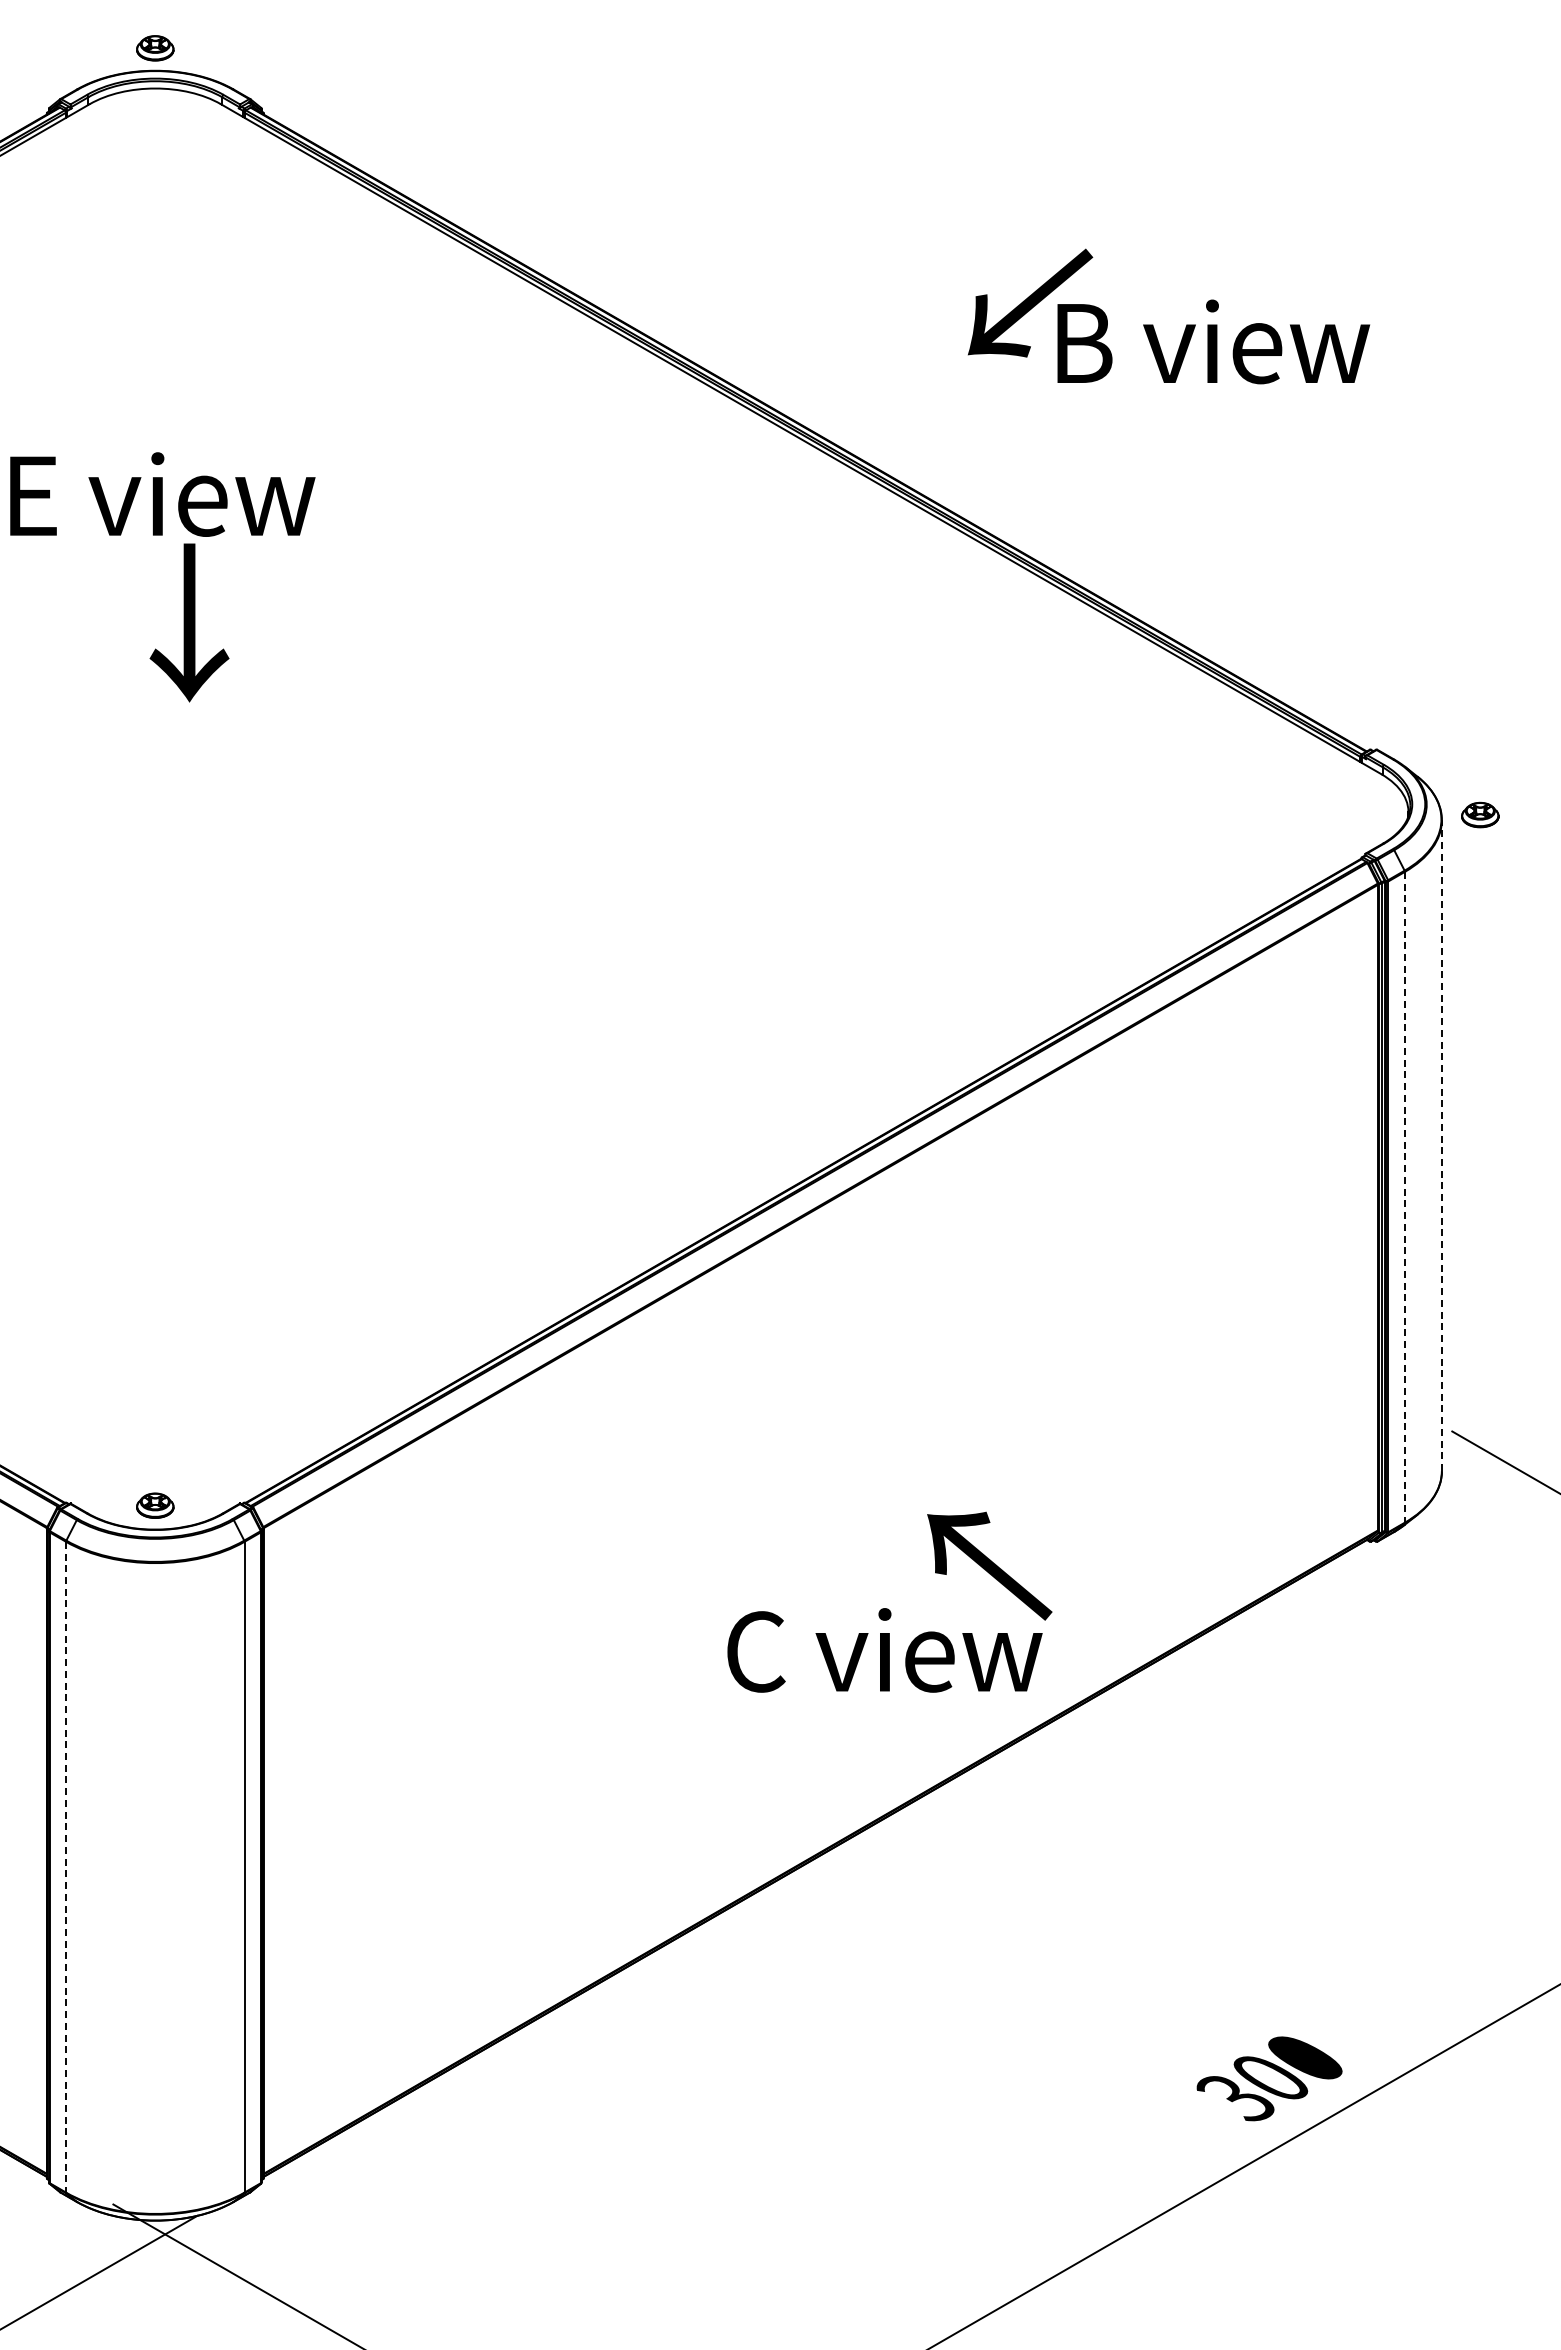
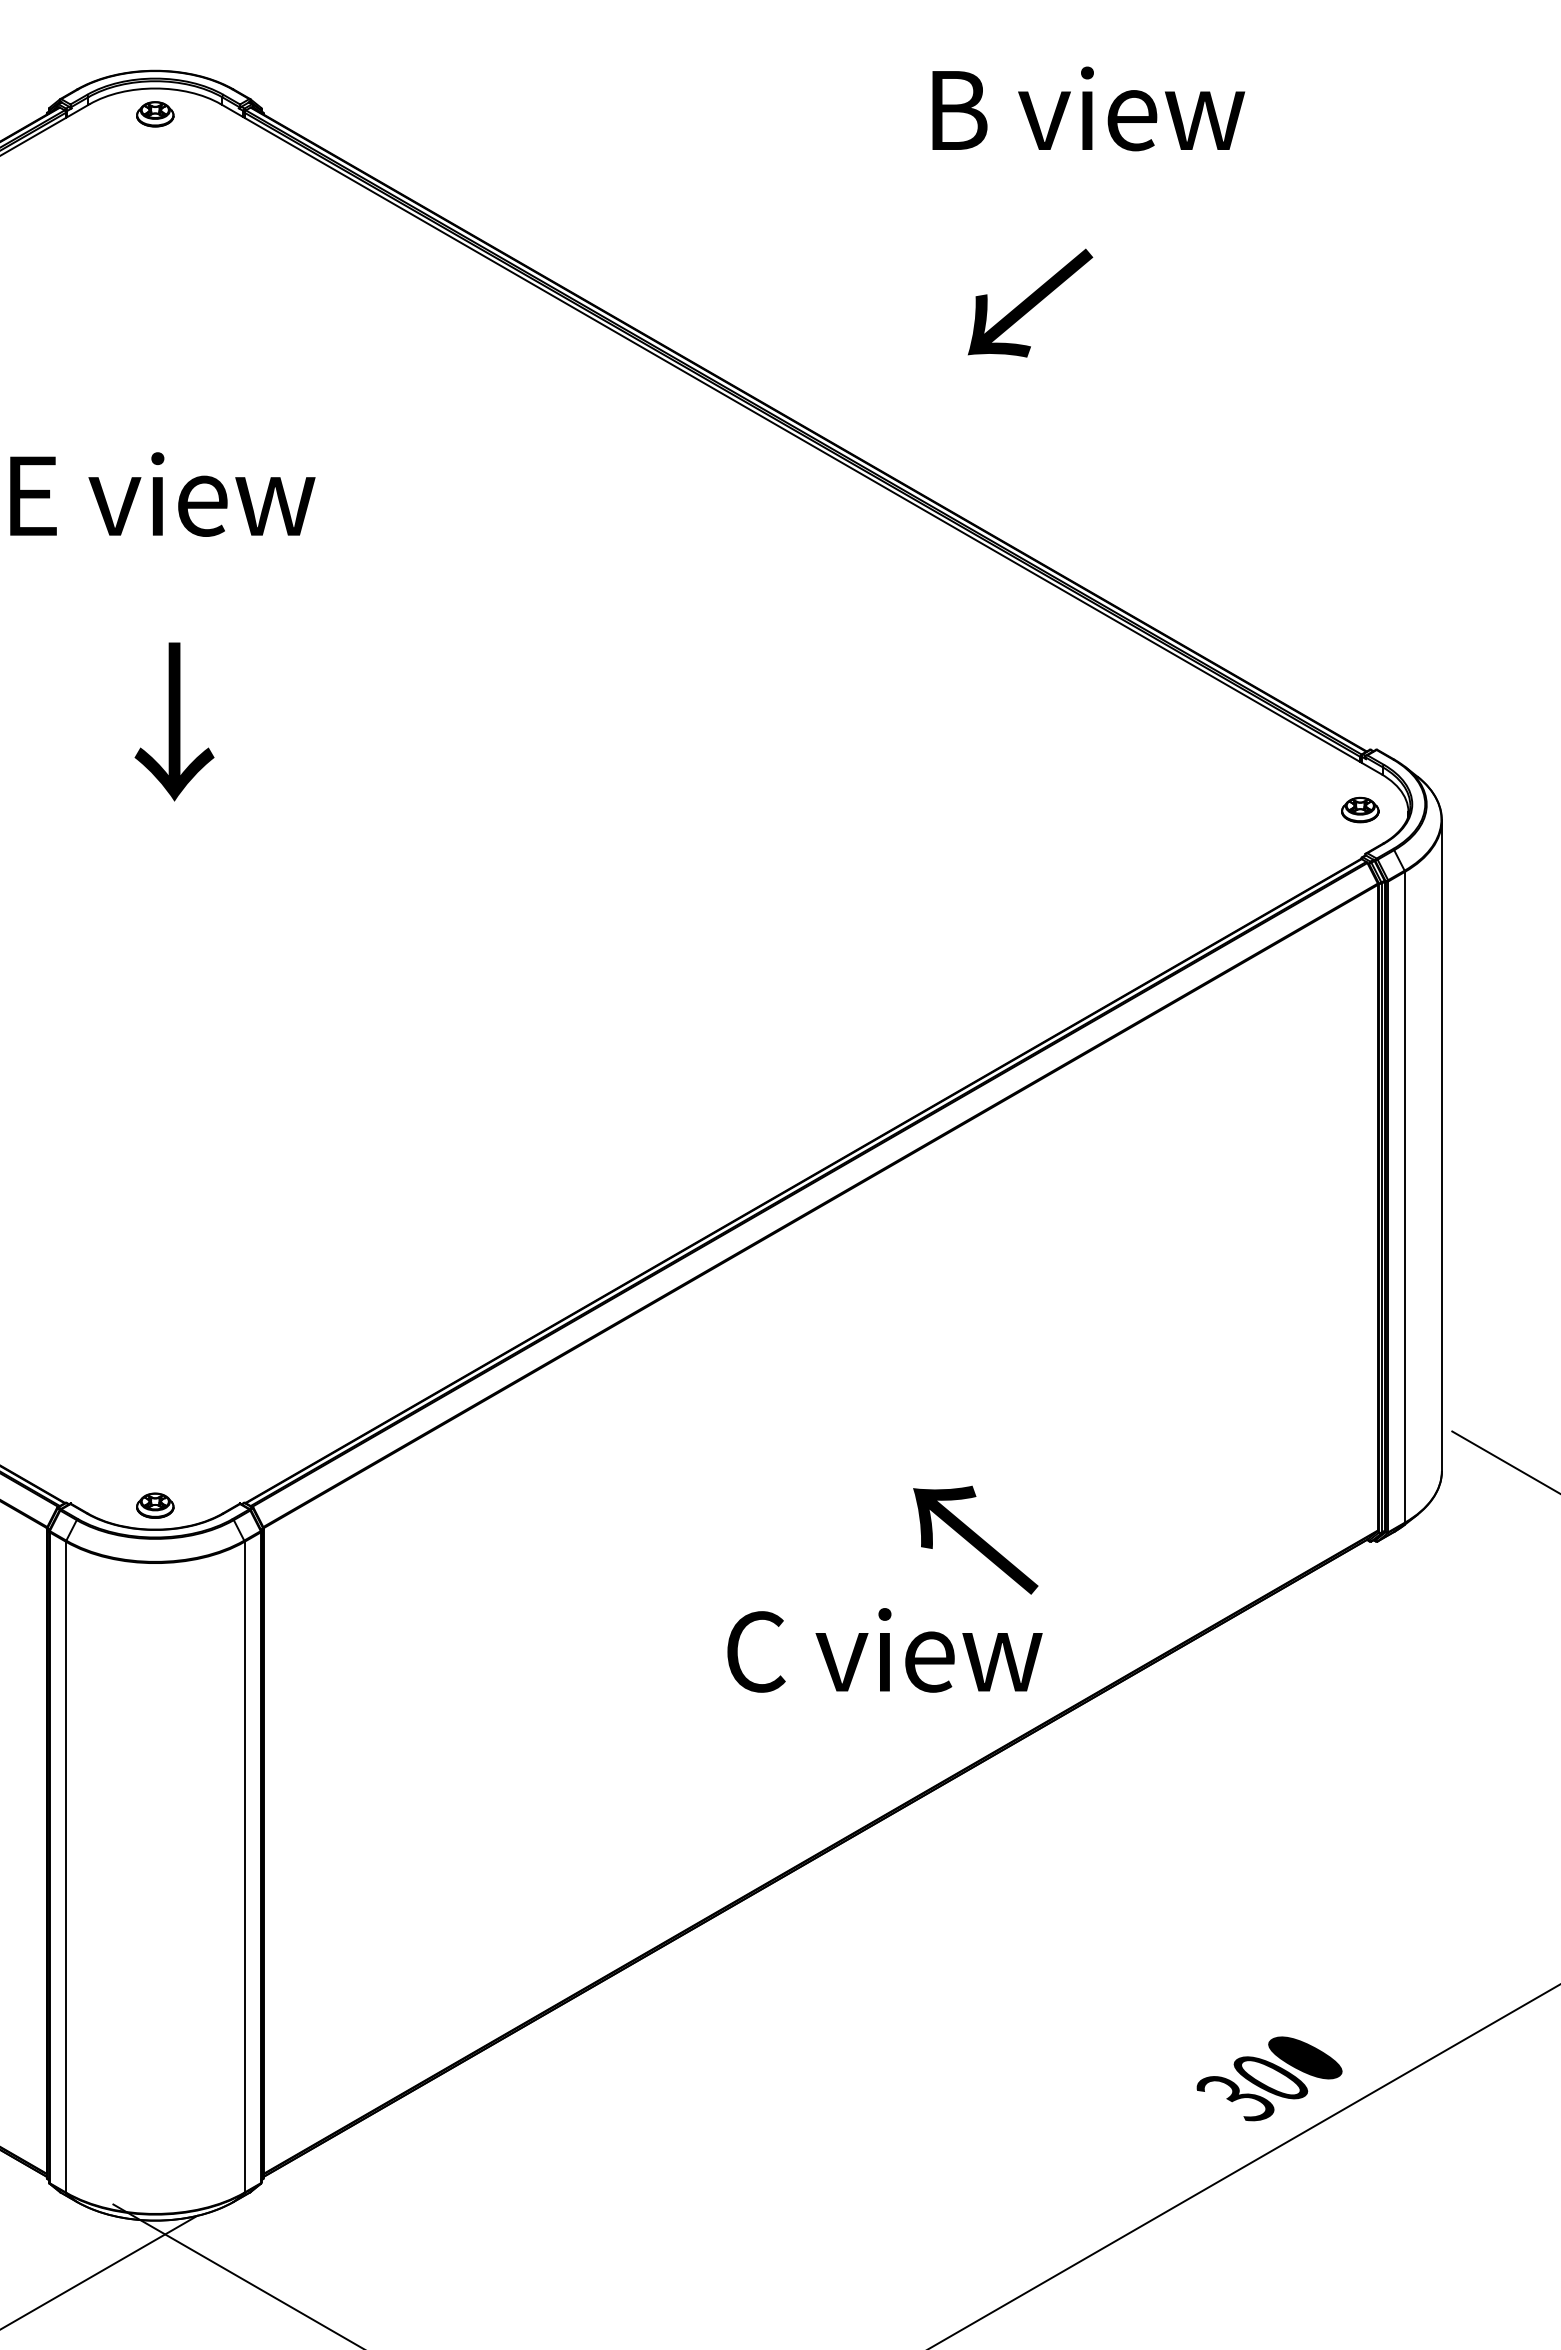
part position: (155, 48) -> (155, 114) (155, 114)
text position: (1213, 341) -> (1088, 108) (1088, 108)
text position: (189, 622) -> (174, 721) (174, 721)
part position: (1480, 814) -> (1360, 809) (1360, 809)
line: dashed -> solid (1441, 1145)
line: dashed -> solid (1404, 1197)
text position: (989, 1565) -> (975, 1539) (975, 1539)
line: dashed -> solid (66, 1867)
